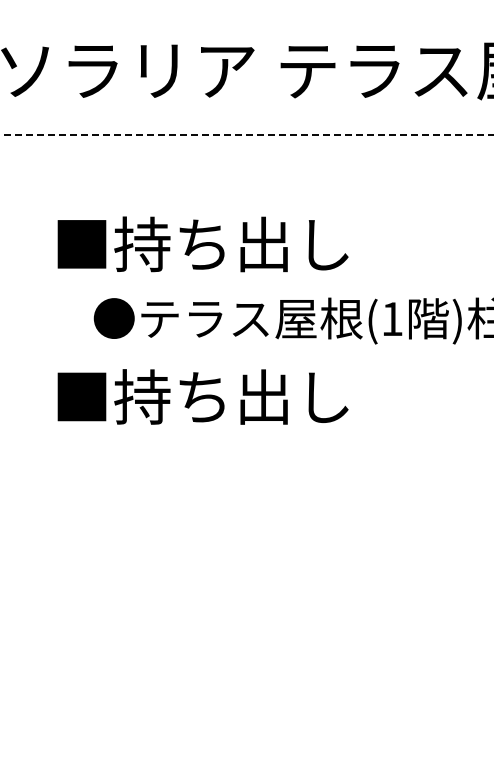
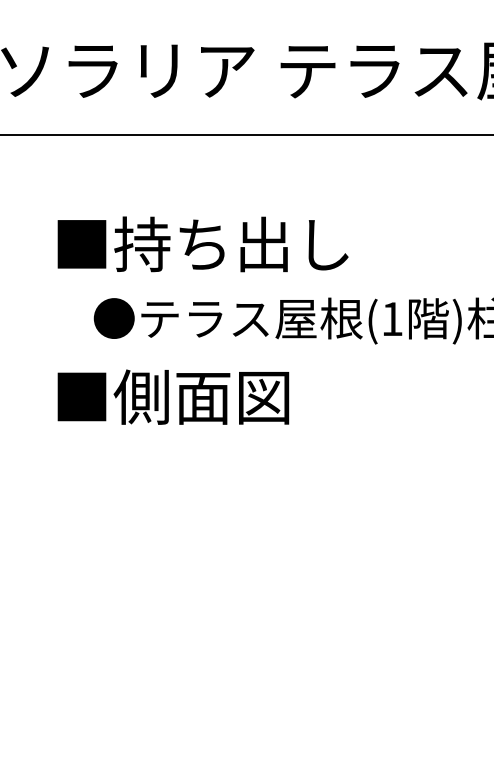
line: dashed -> solid (247, 135)
text: ■持ち出し -> ■側面図 (230, 396)
